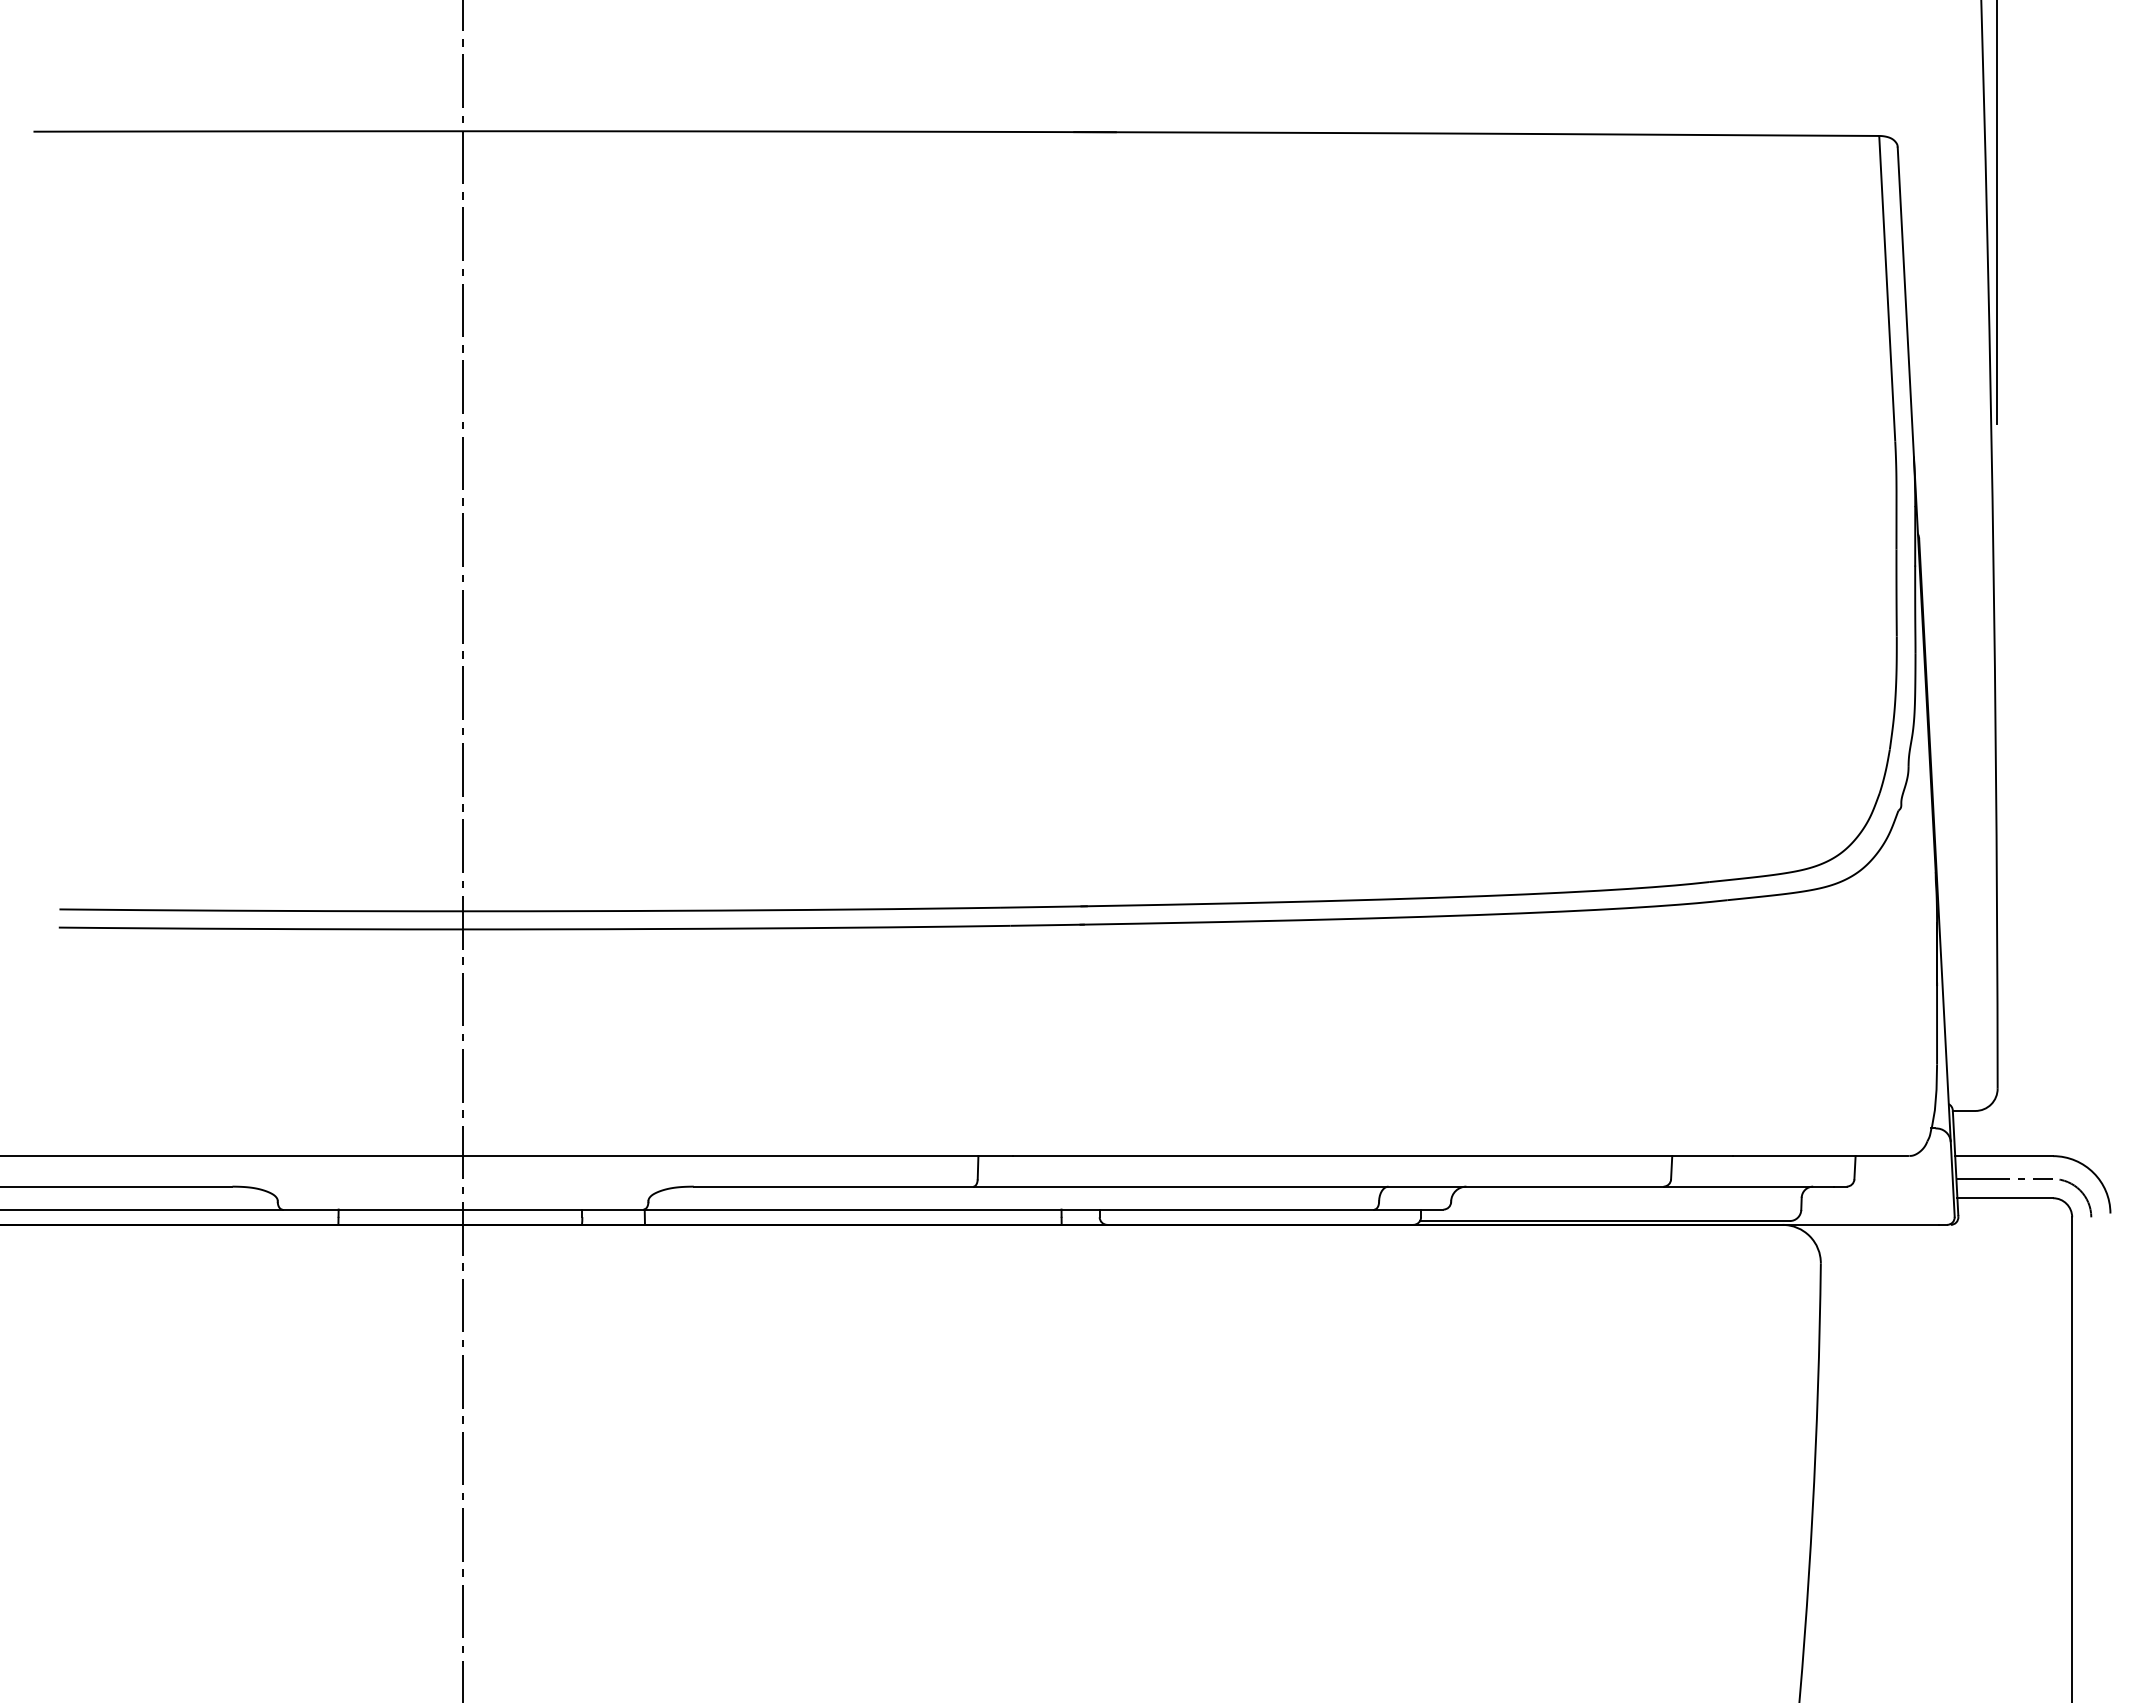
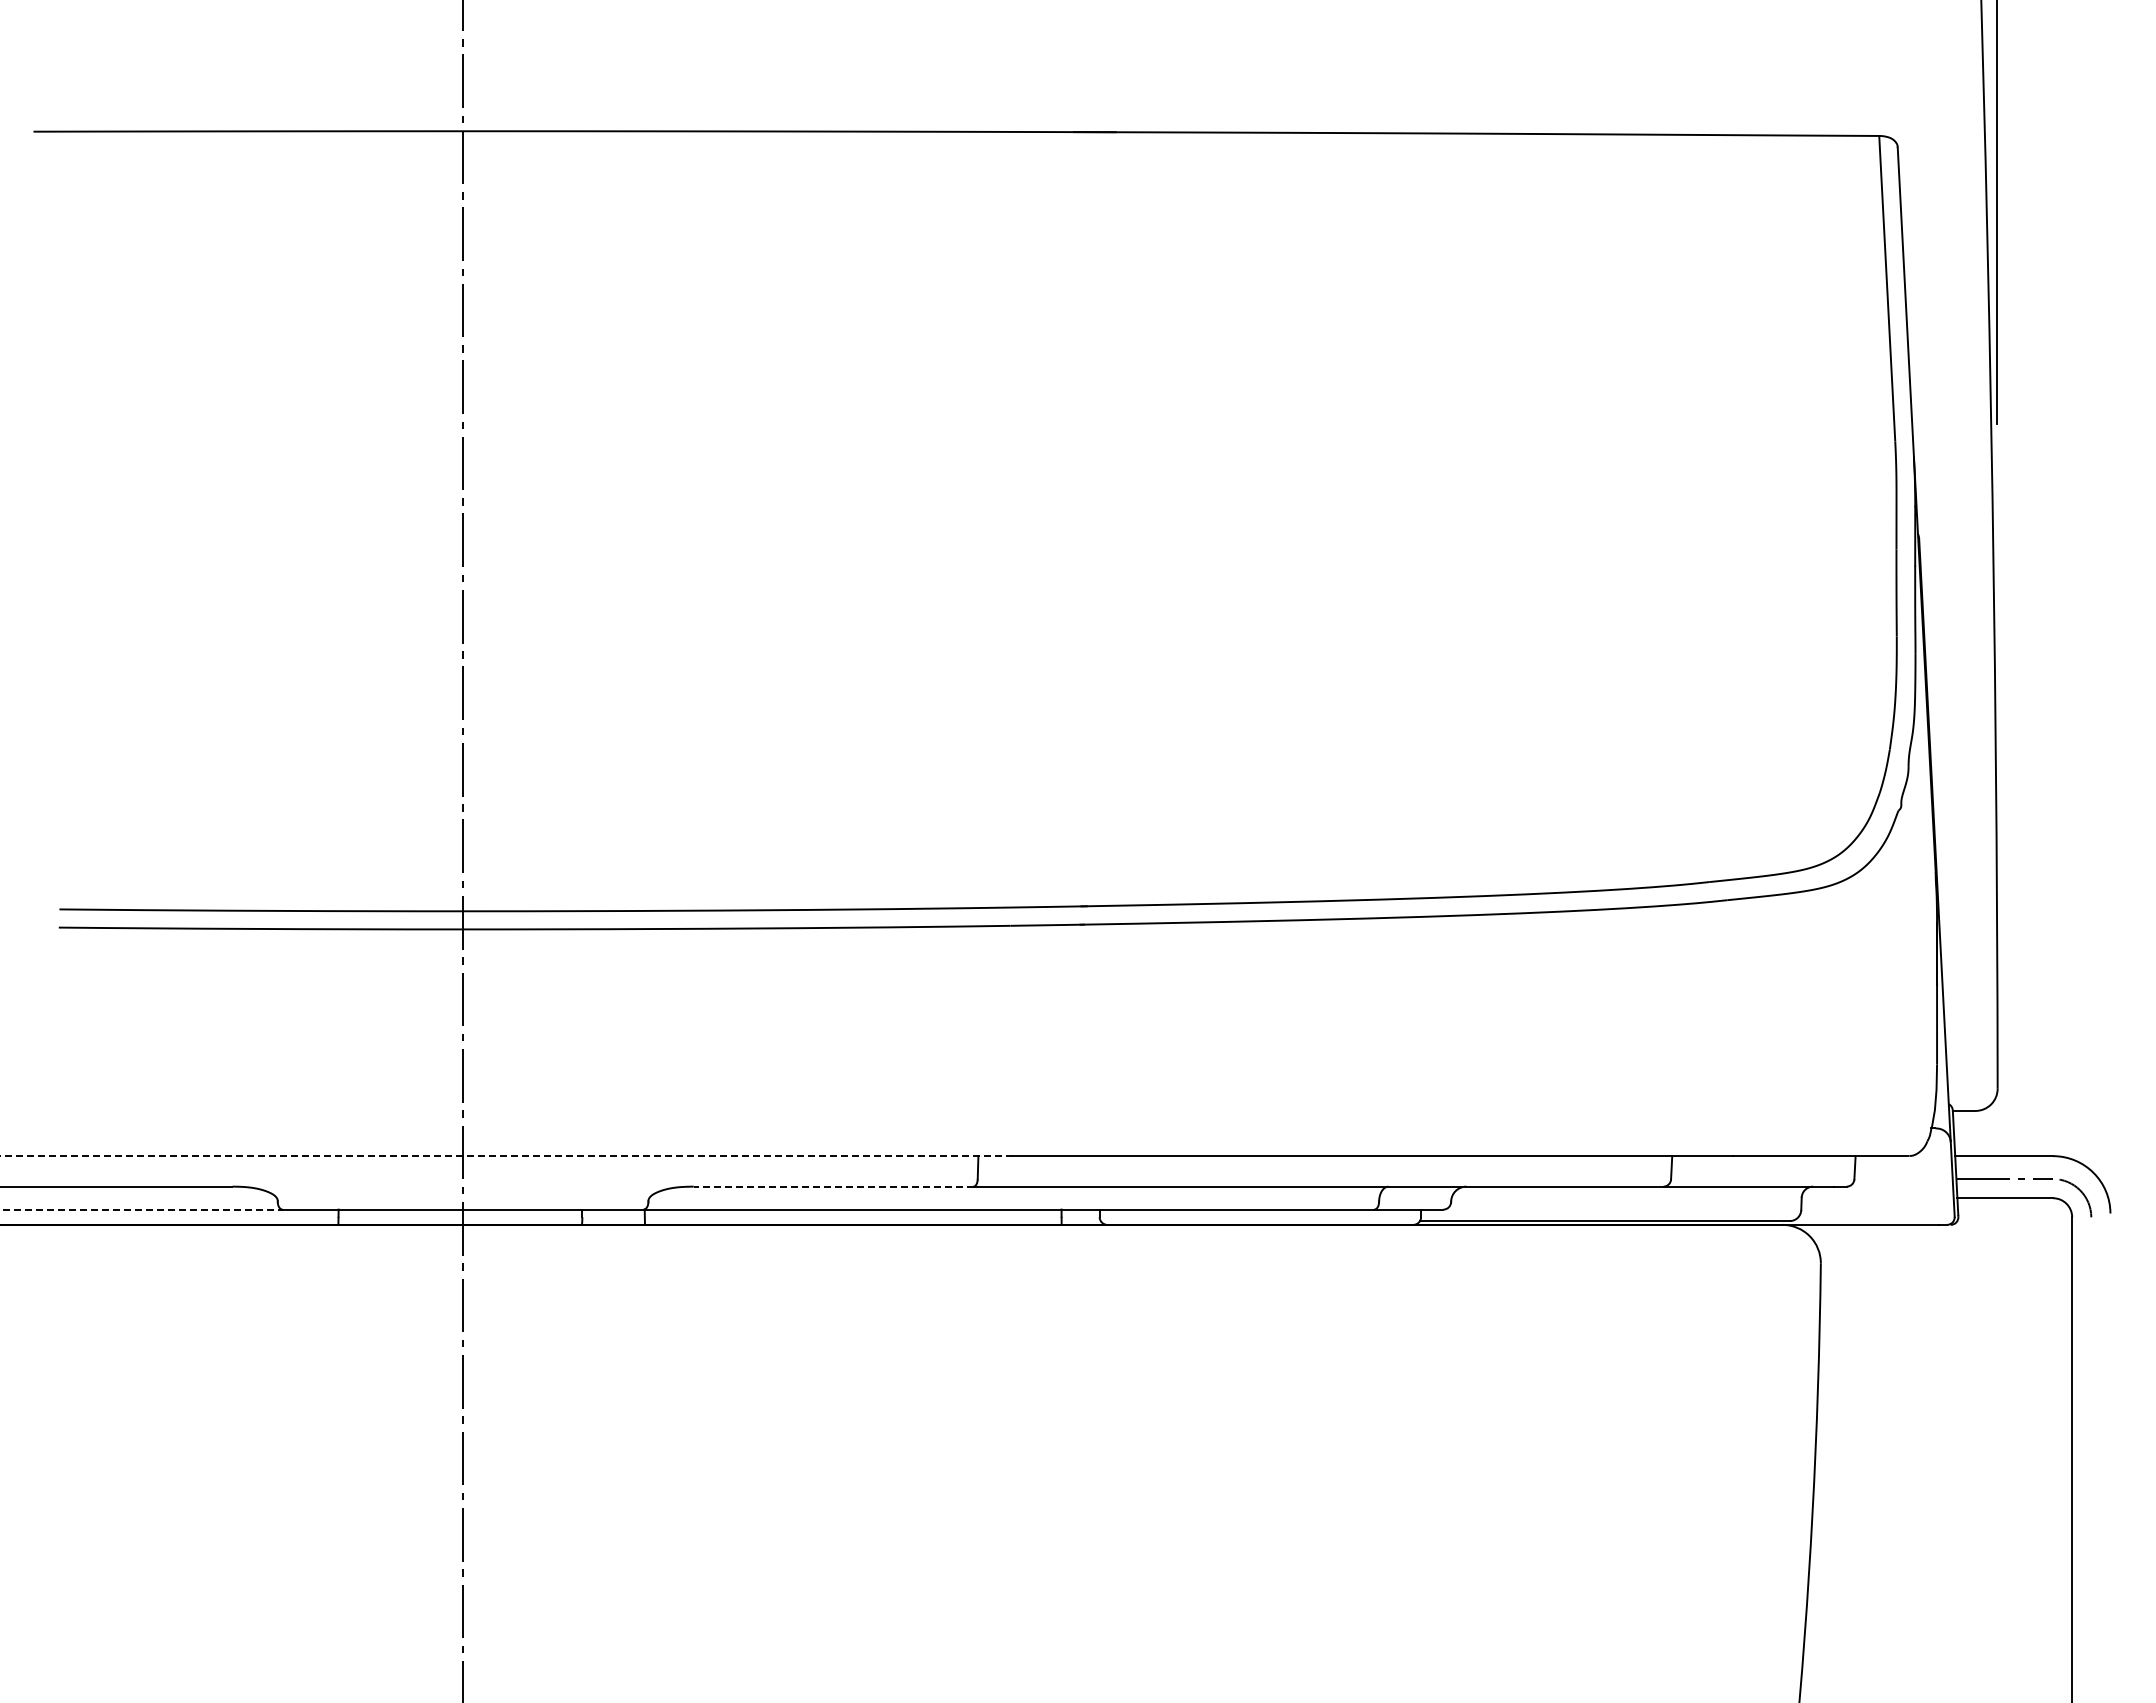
line: solid -> dashed (506, 1156)
line: solid -> dashed (833, 1186)
line: solid -> dashed (141, 1209)
